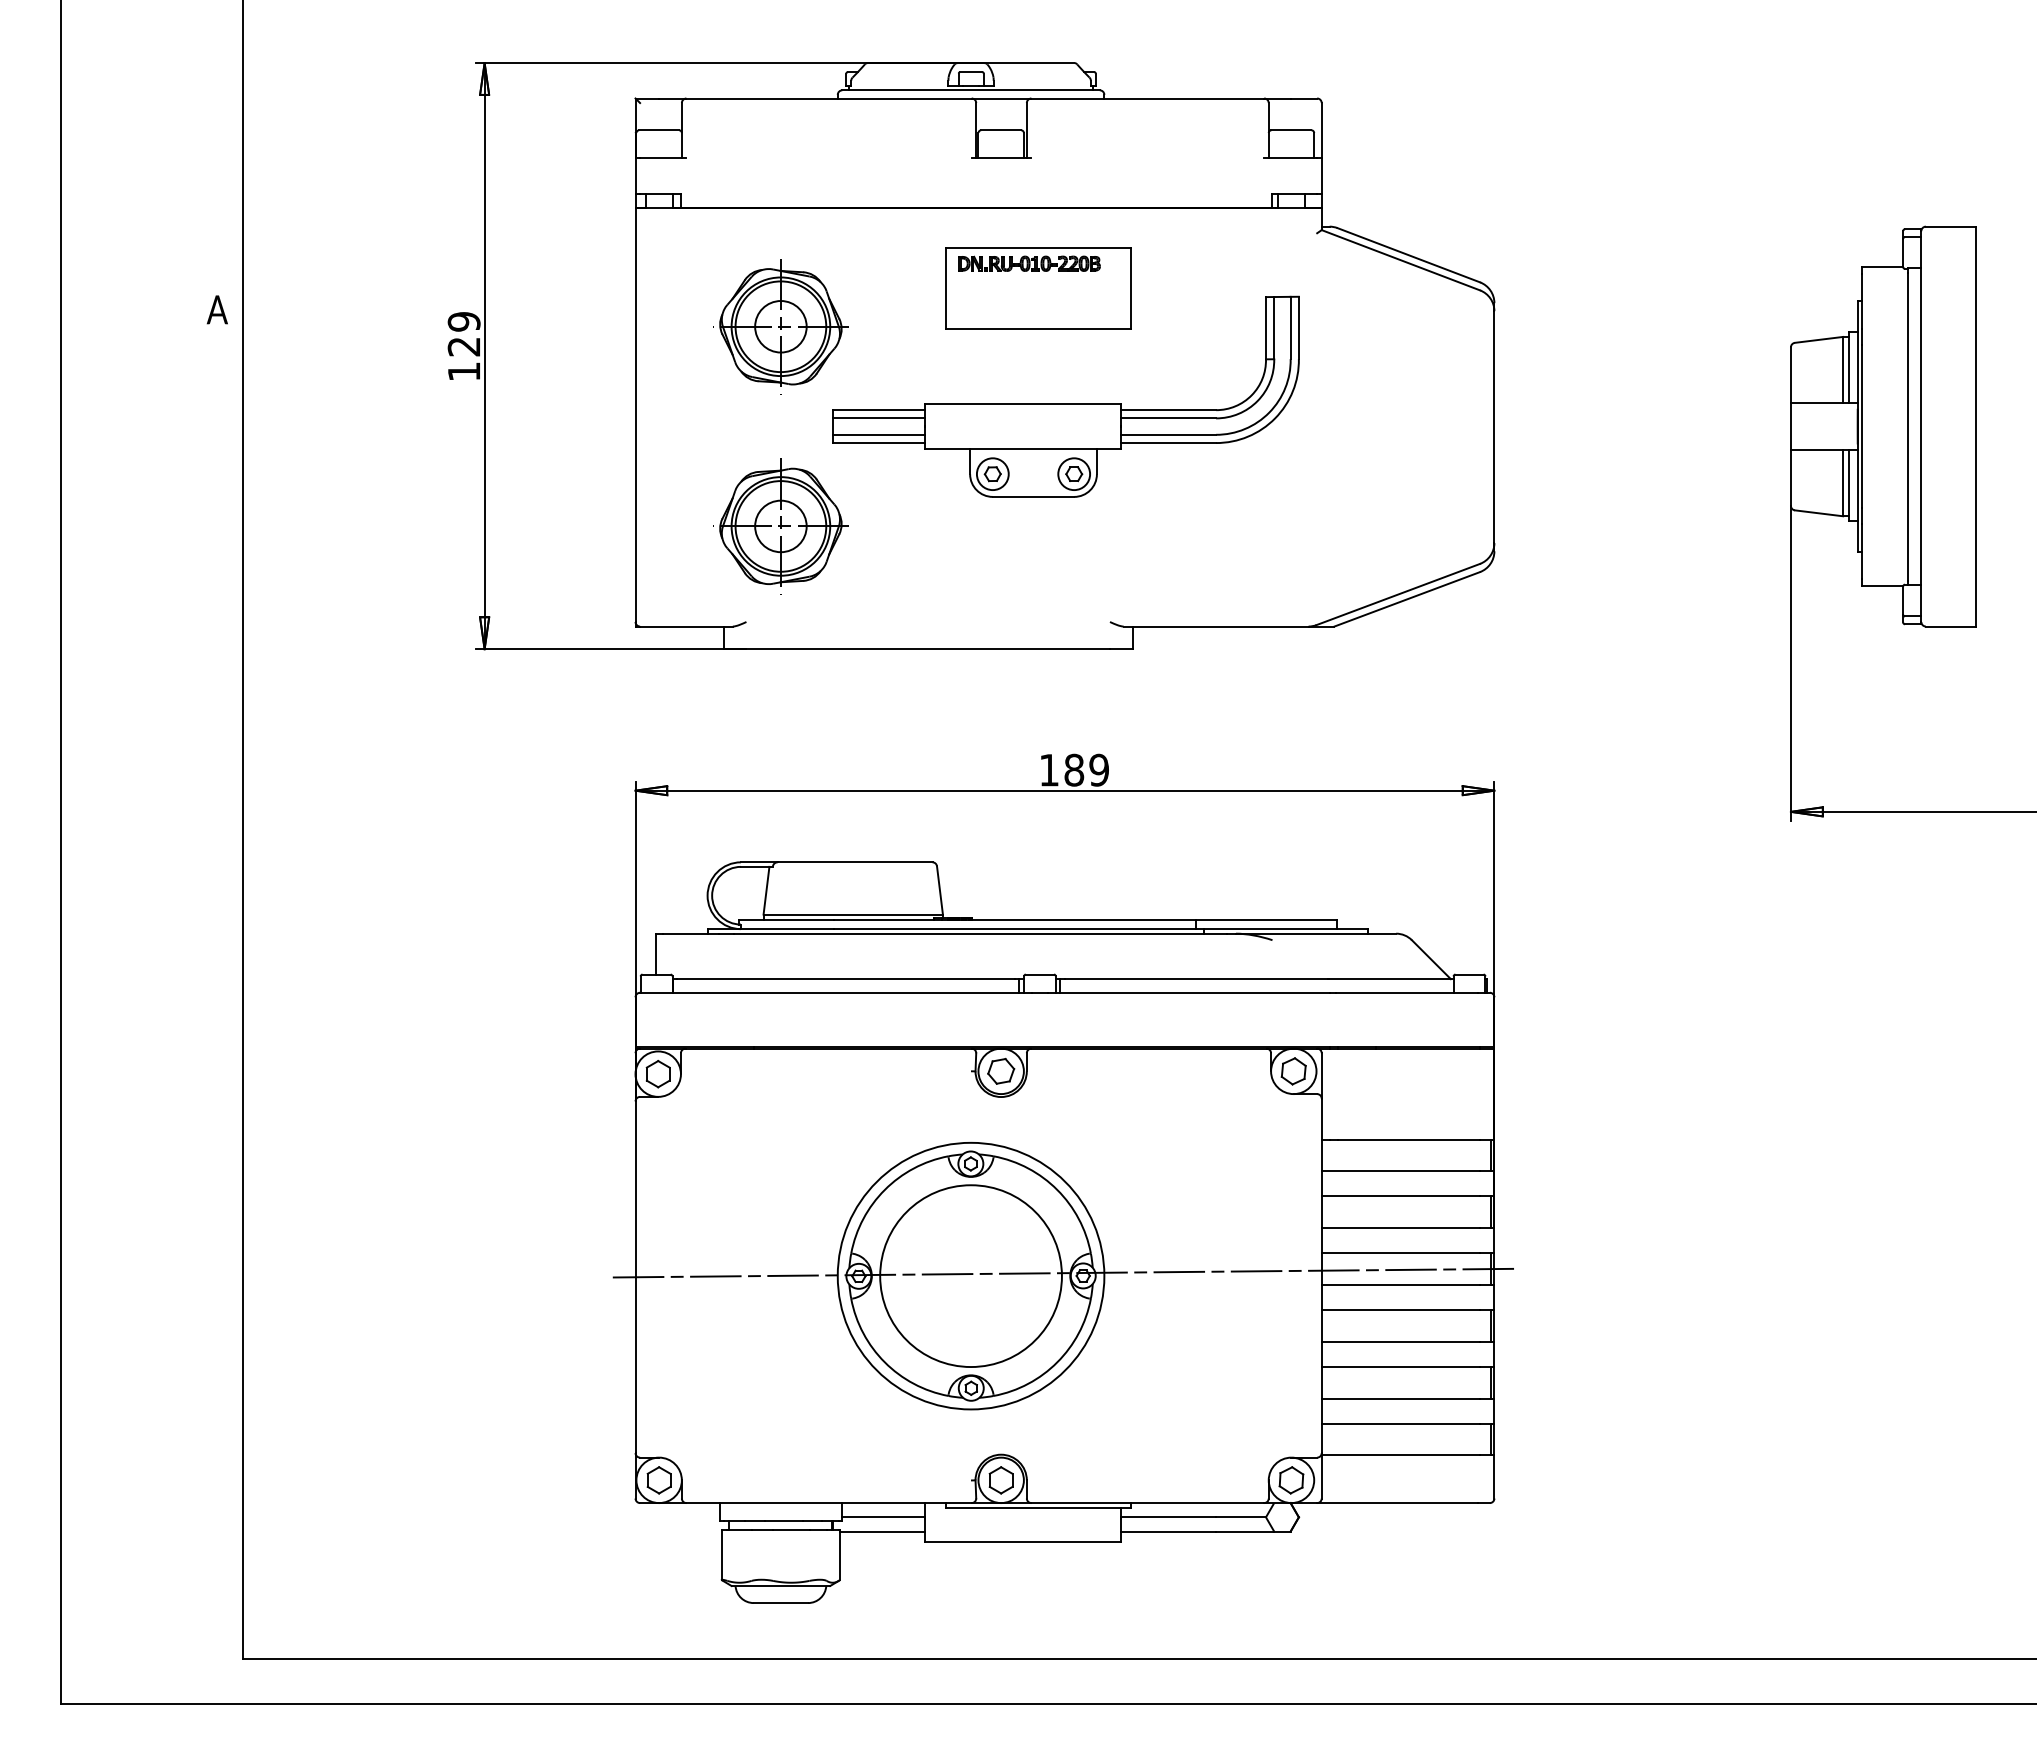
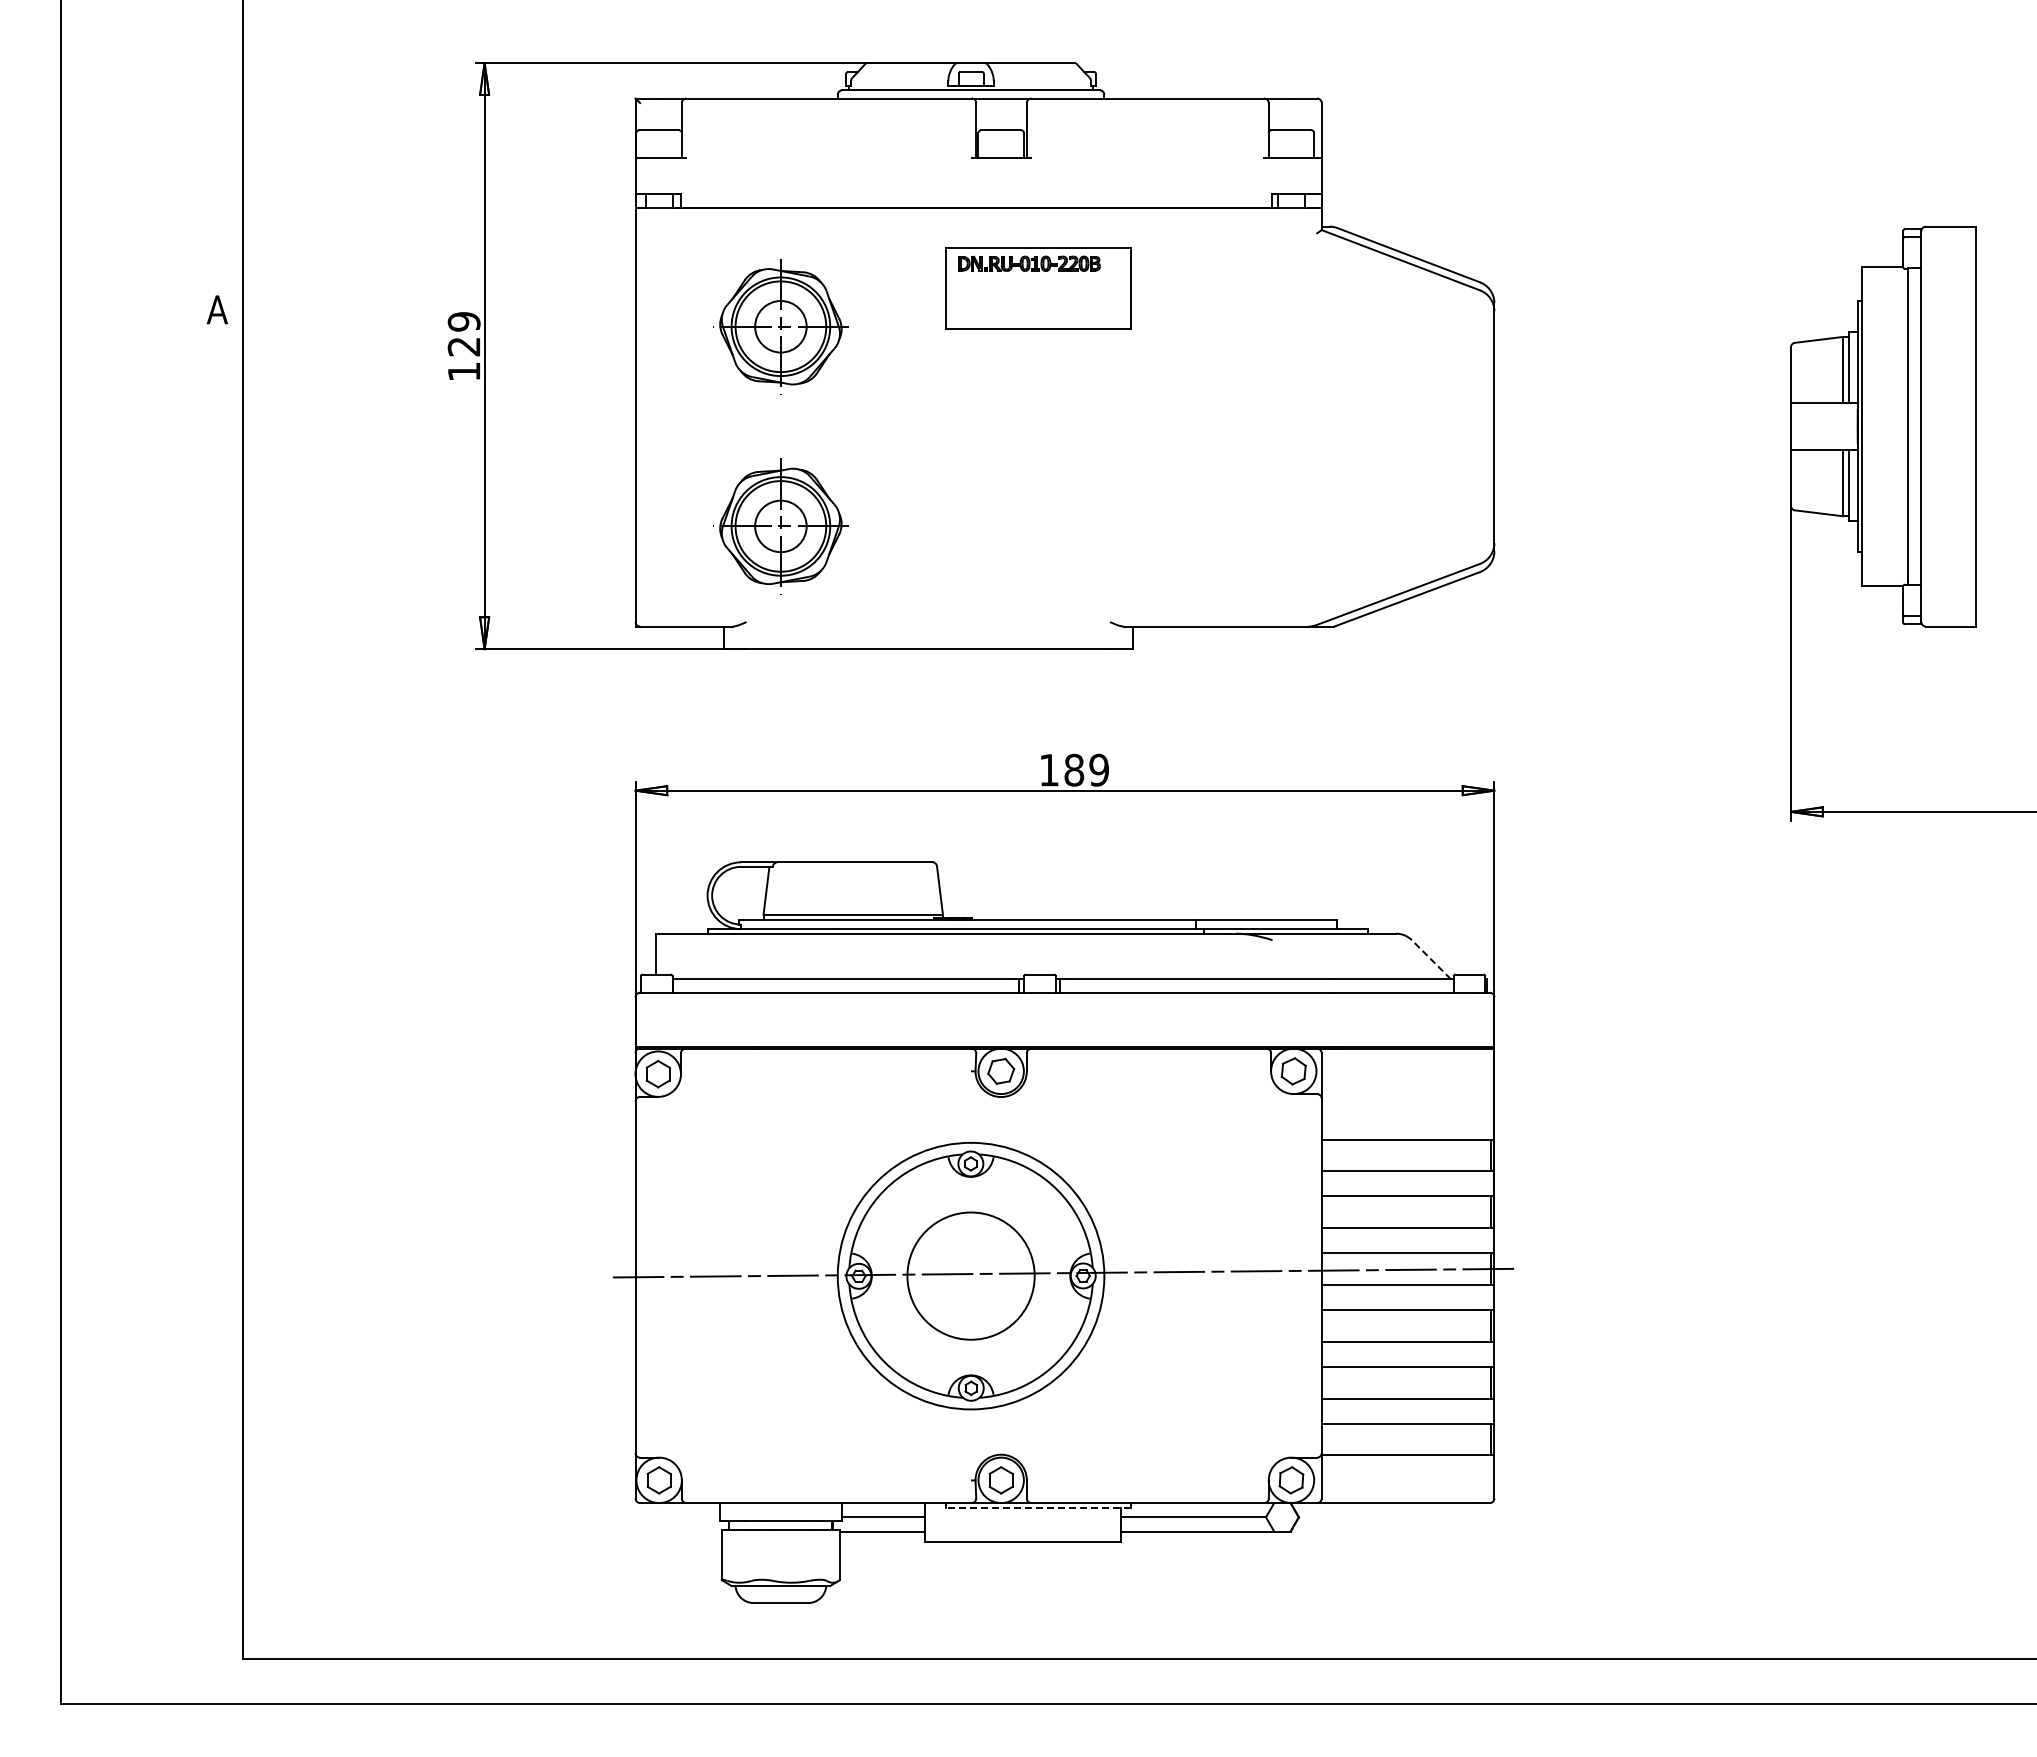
part: present -> none (1065, 403)
line: solid -> dashed (1431, 959)
circle diameter: 182 px -> 127 px (970, 1275)
line: solid -> dashed (1038, 1507)
